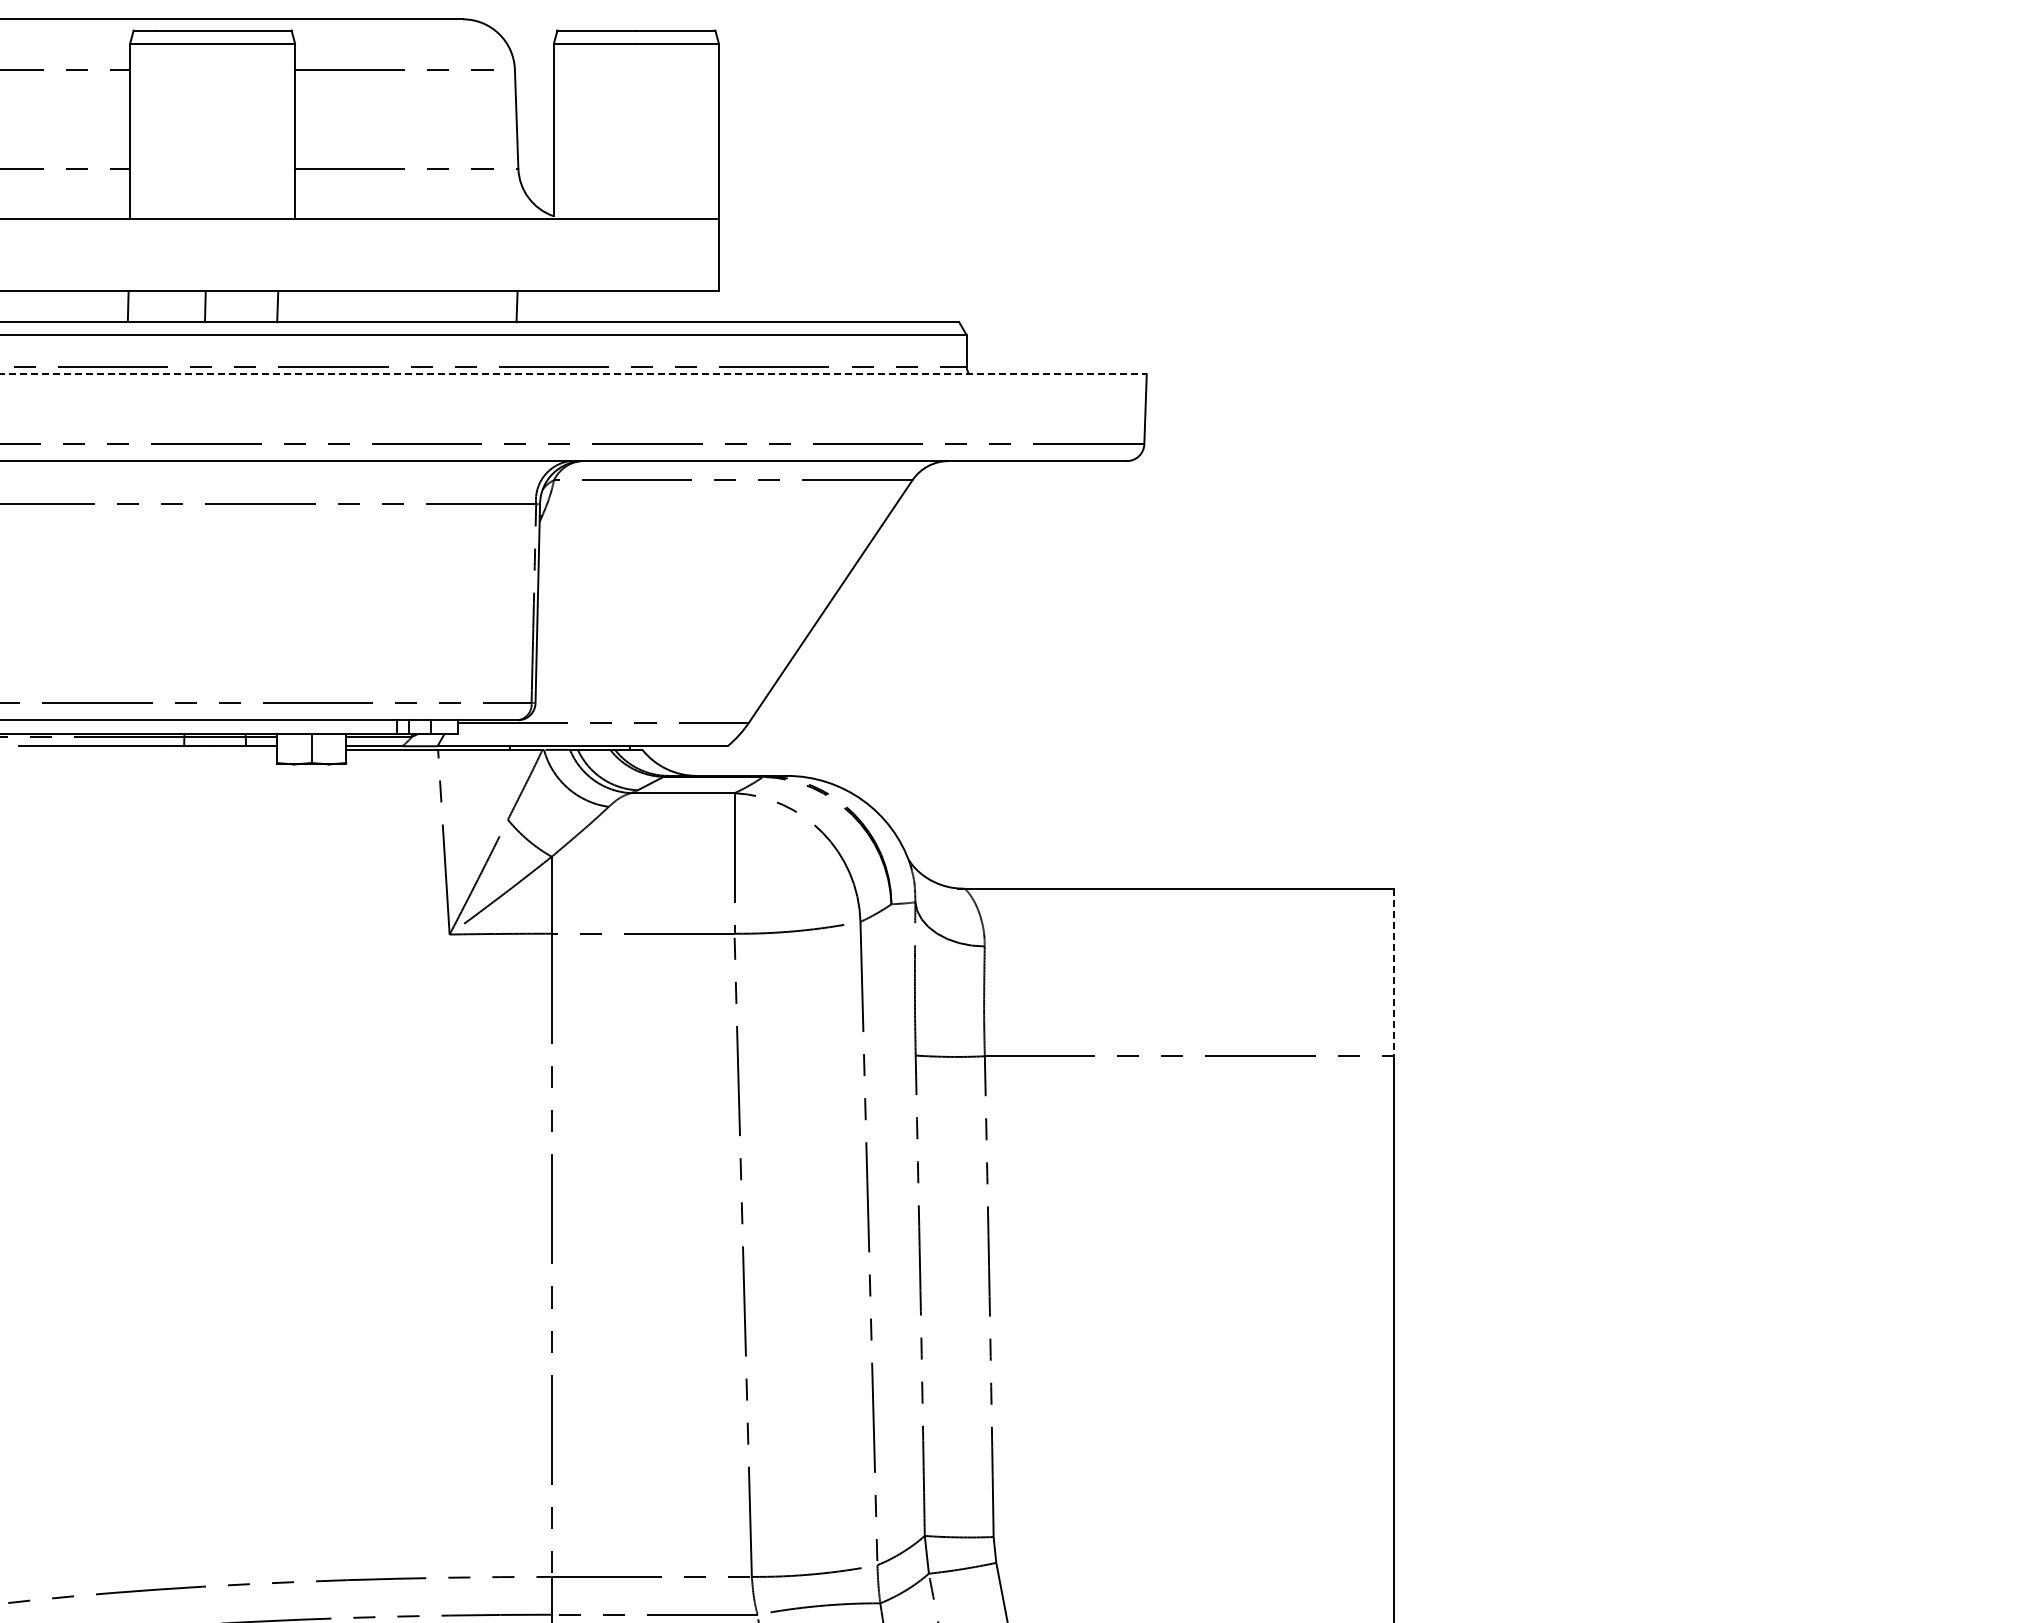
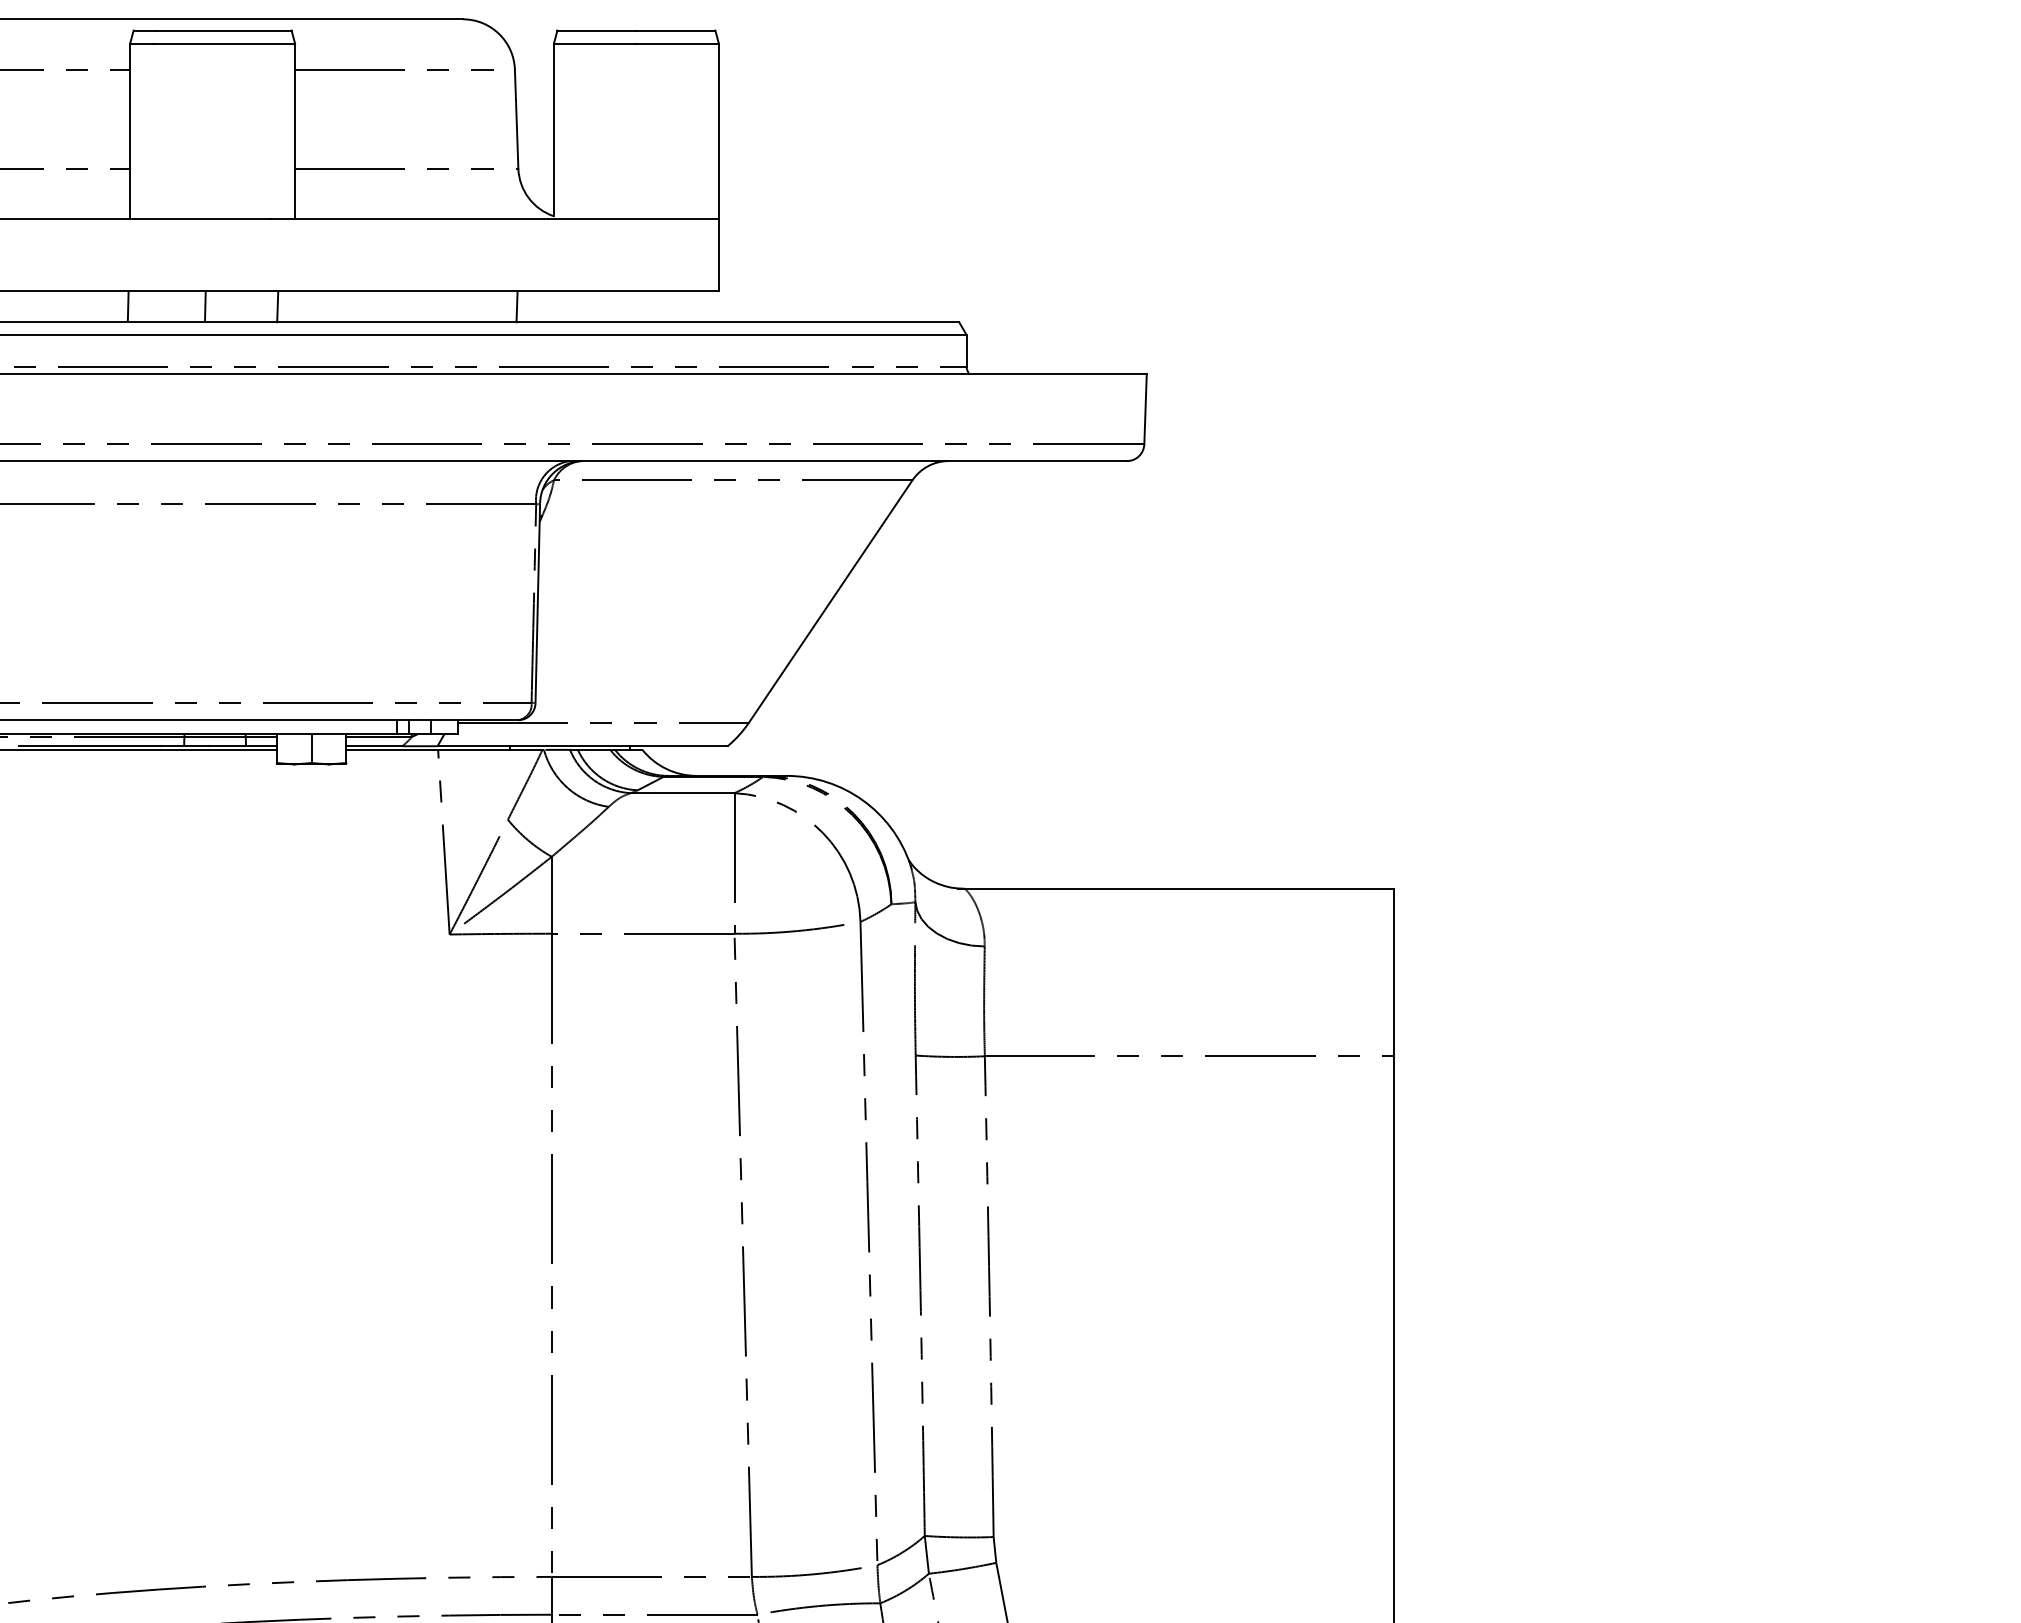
line: dashed -> solid (573, 374)
line: none -> present (139, 749)
line: dashed -> solid (1394, 972)
